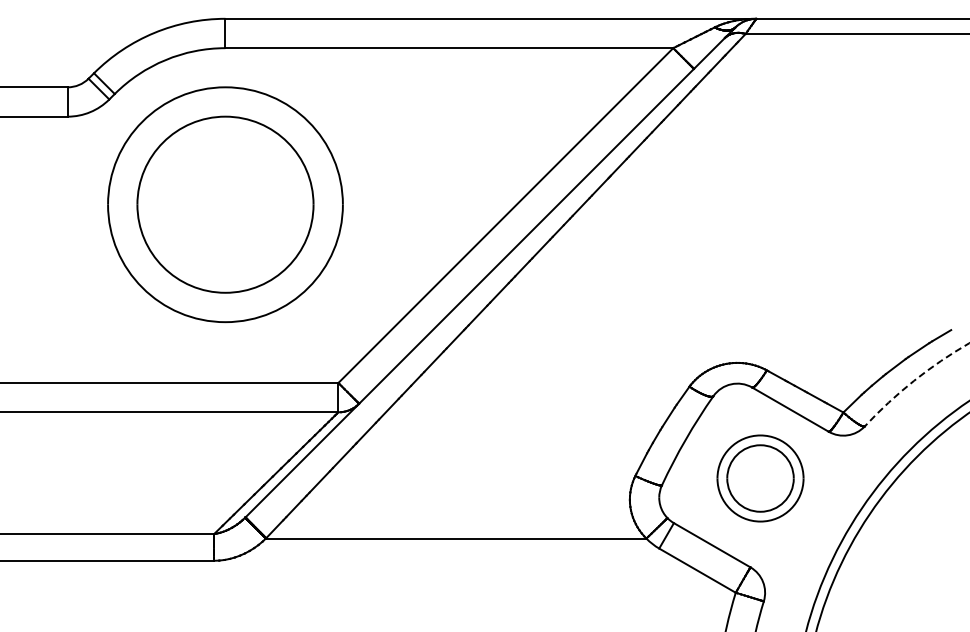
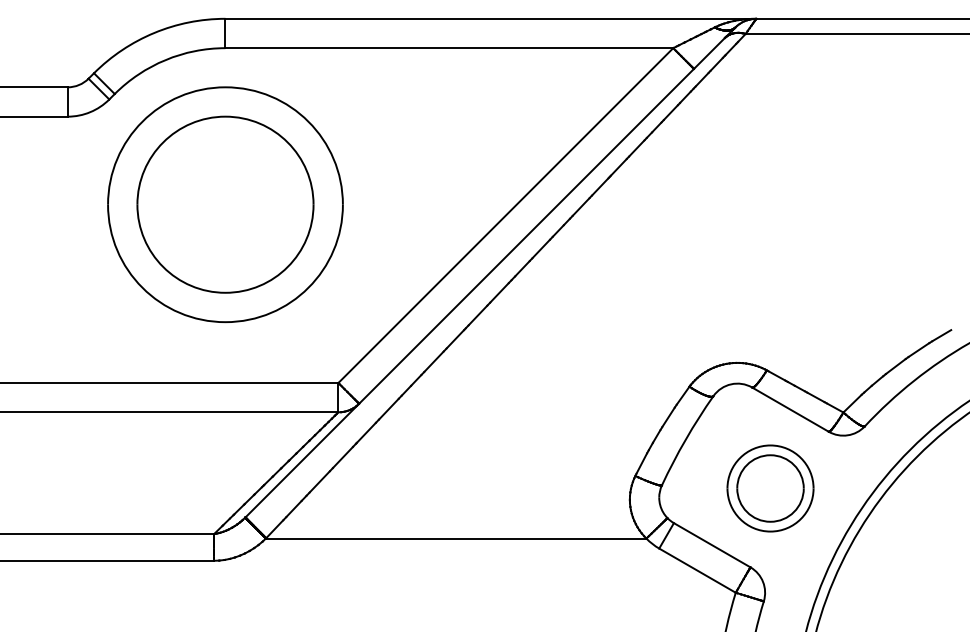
arc: dashed -> solid (914, 380)
part position: (760, 478) -> (770, 488) (770, 488)
